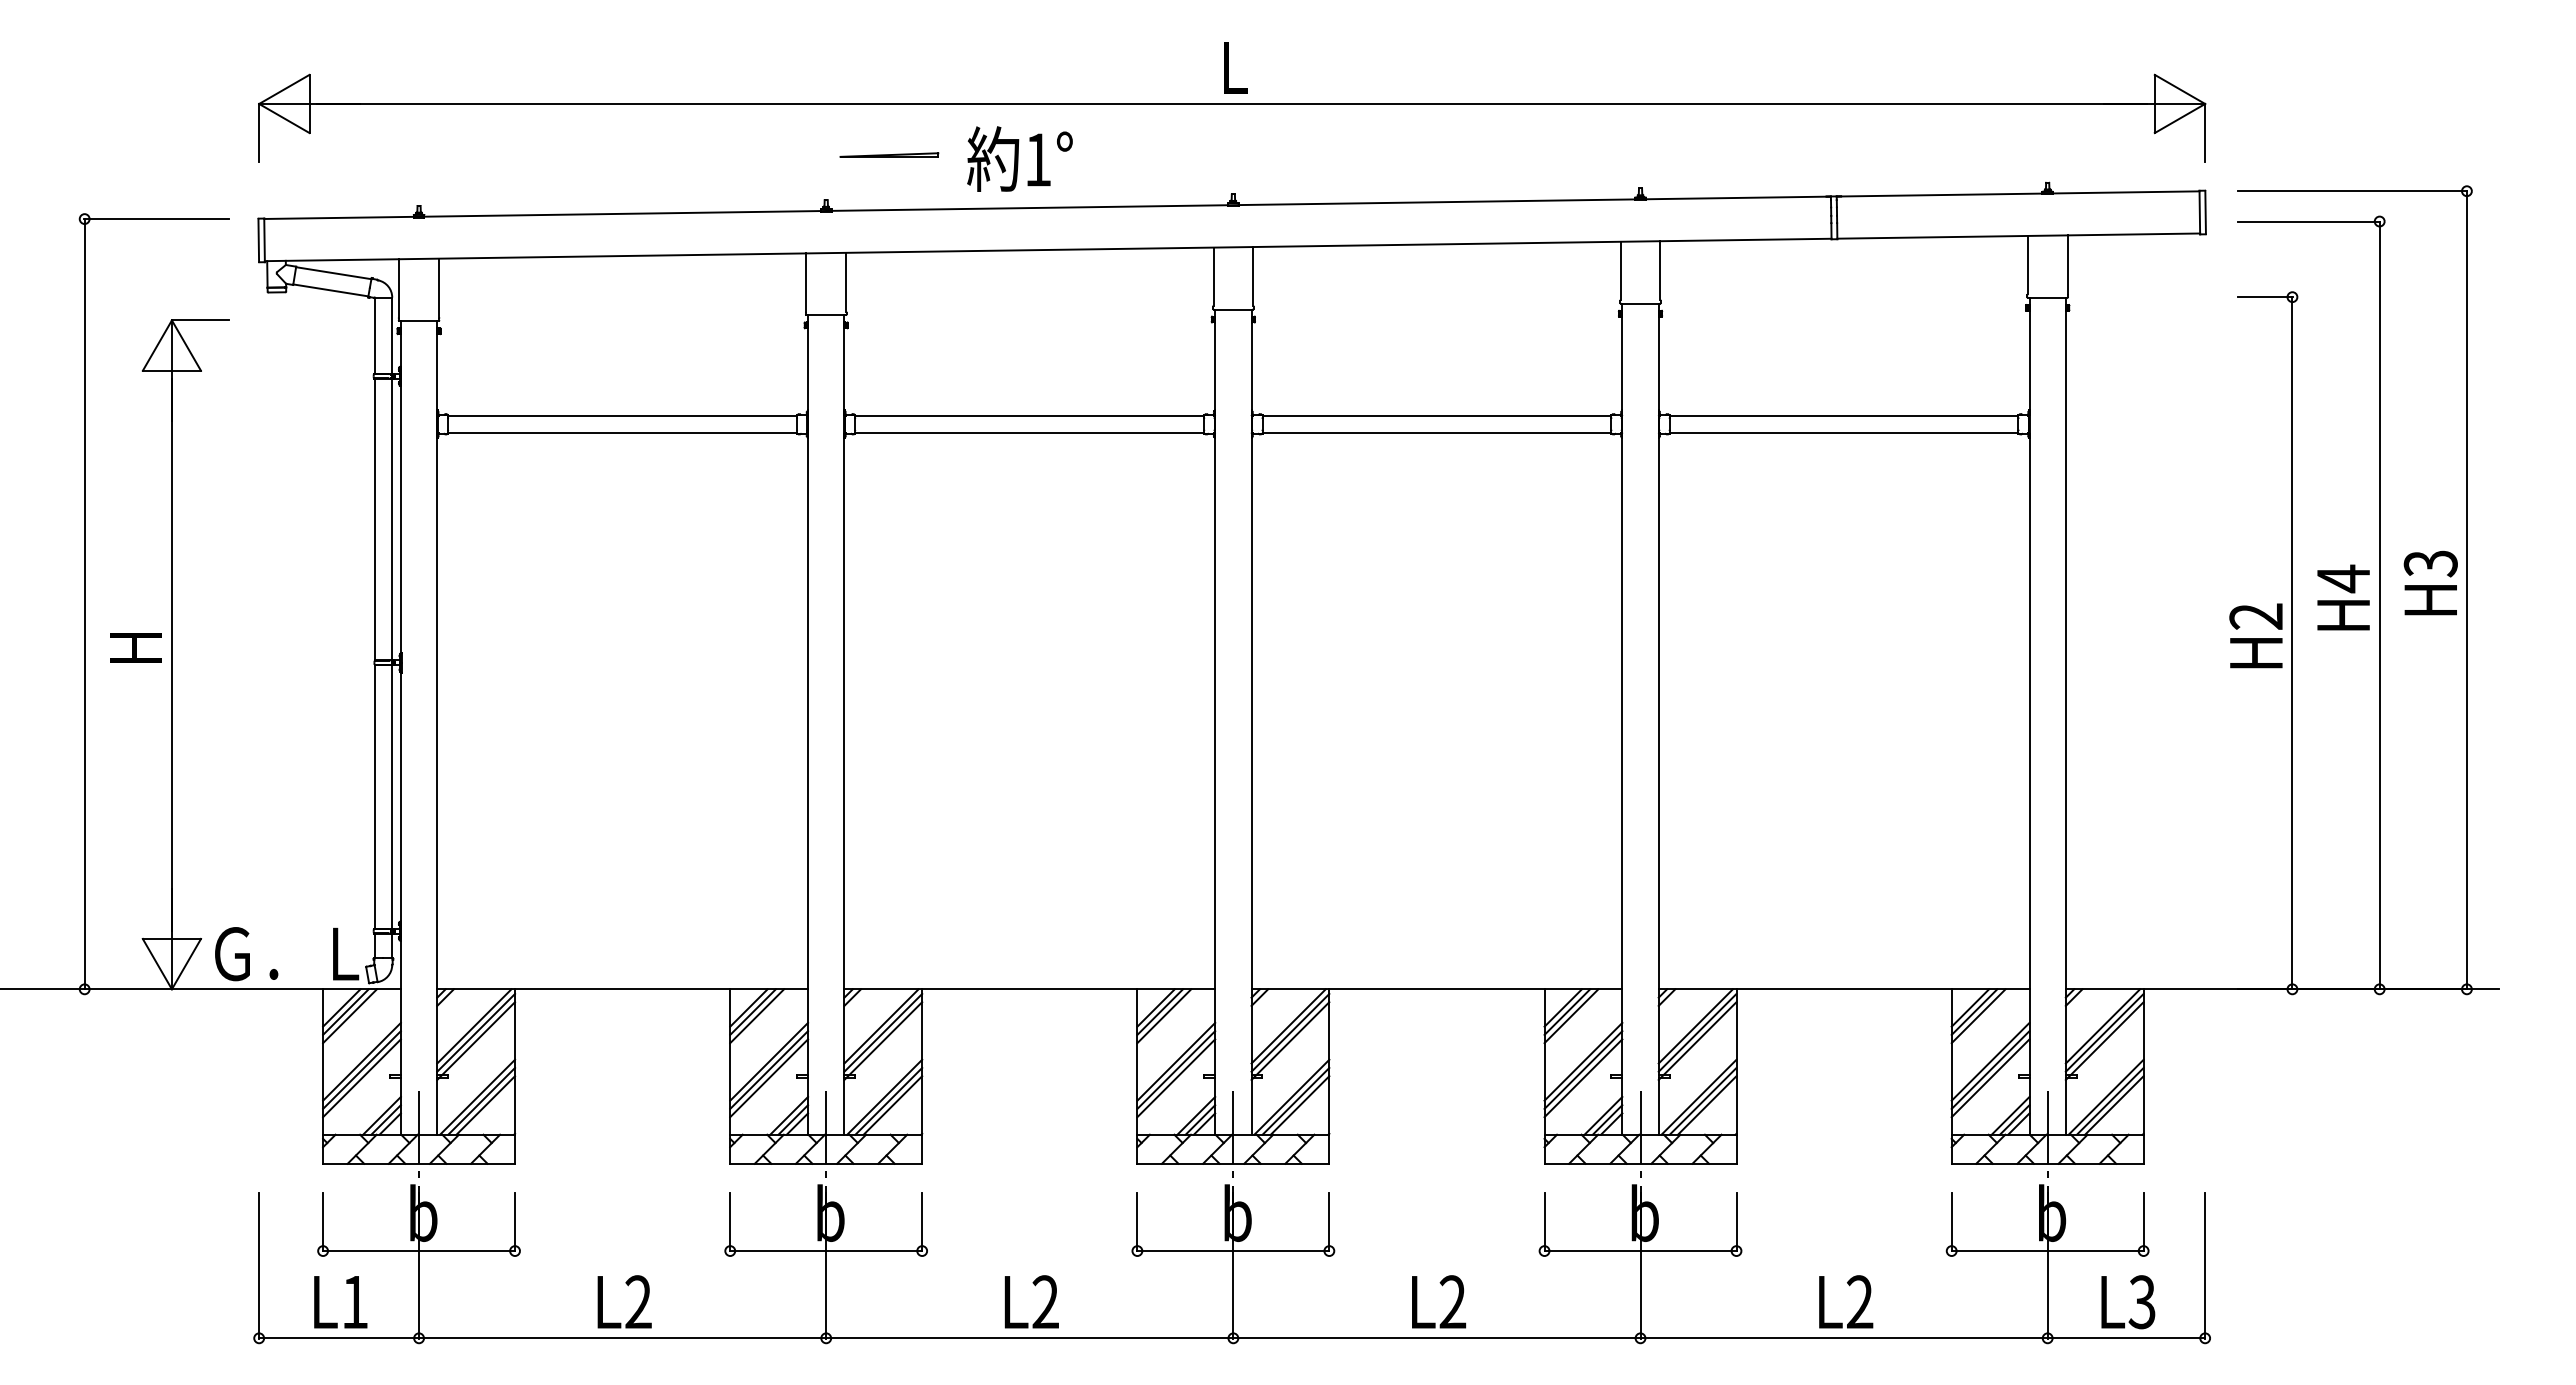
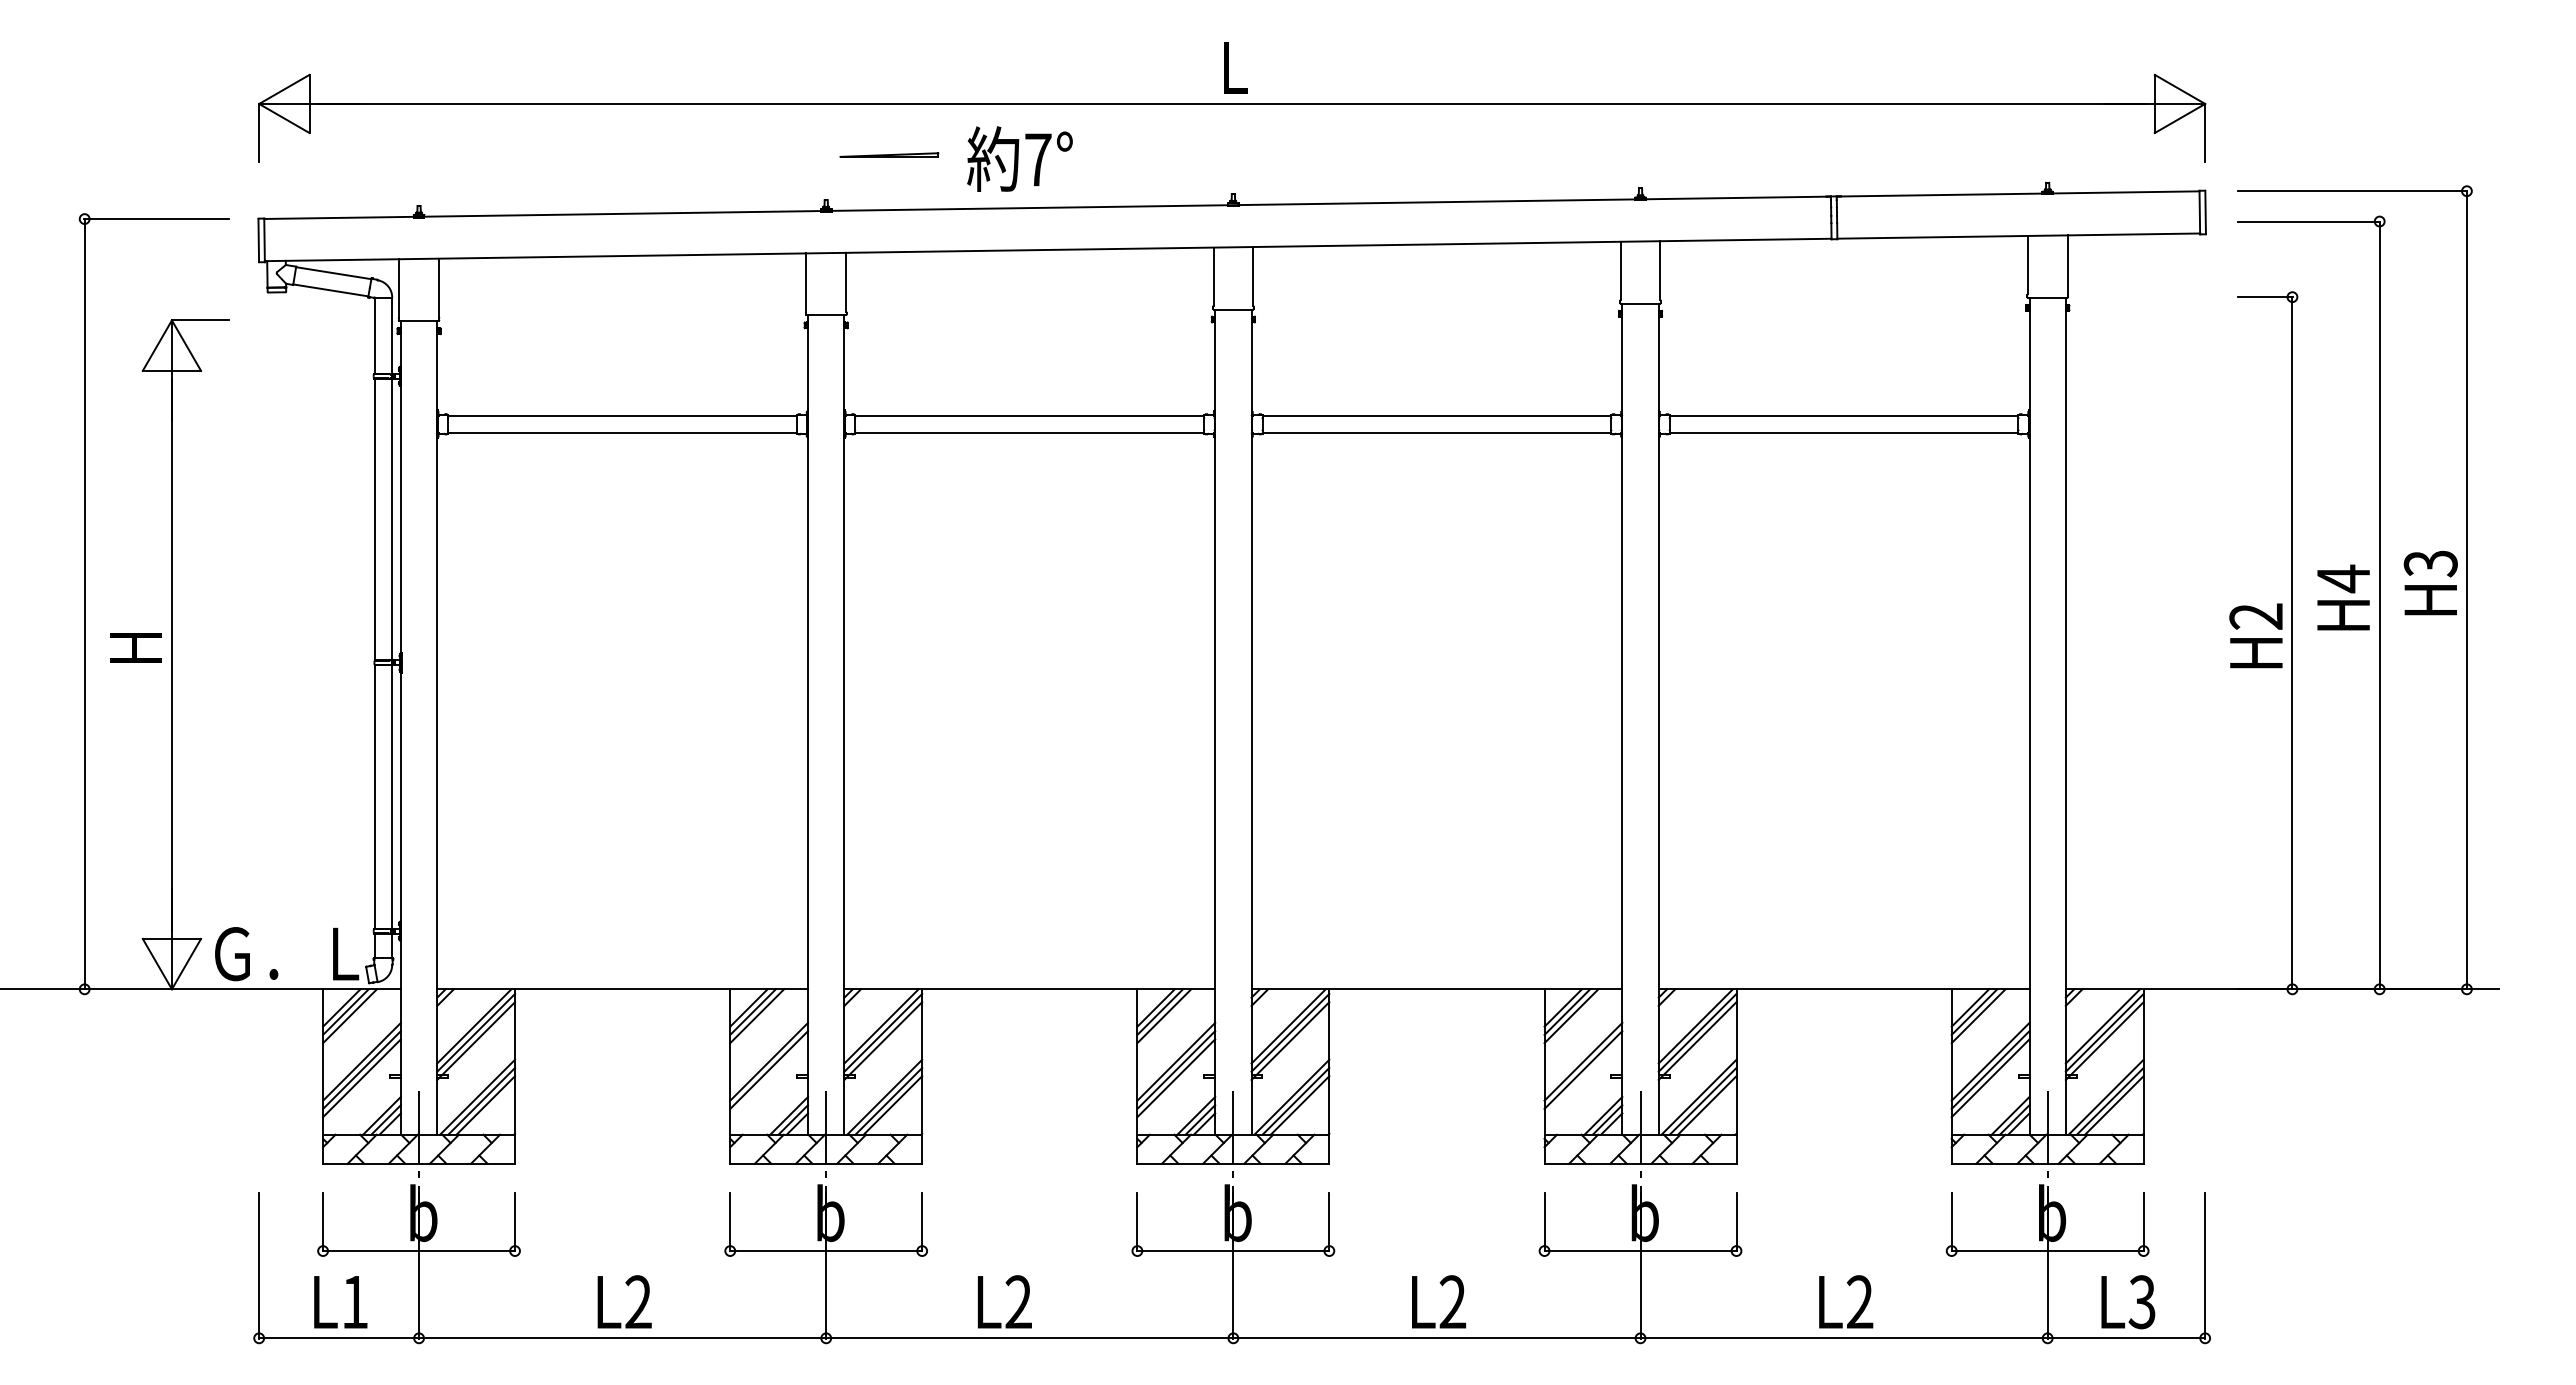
text: 1° -> 7° (1038, 159)
line: present -> none (769, 1078)
line: present -> none (1583, 1078)
text position: (1031, 1301) -> (1004, 1301) (1004, 1301)
